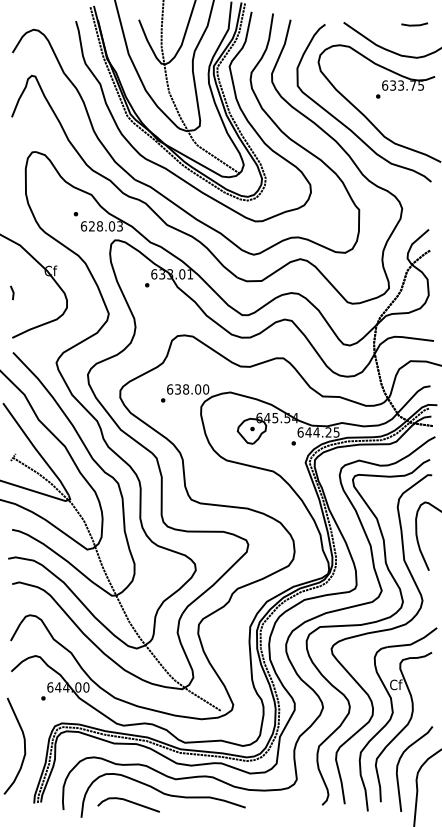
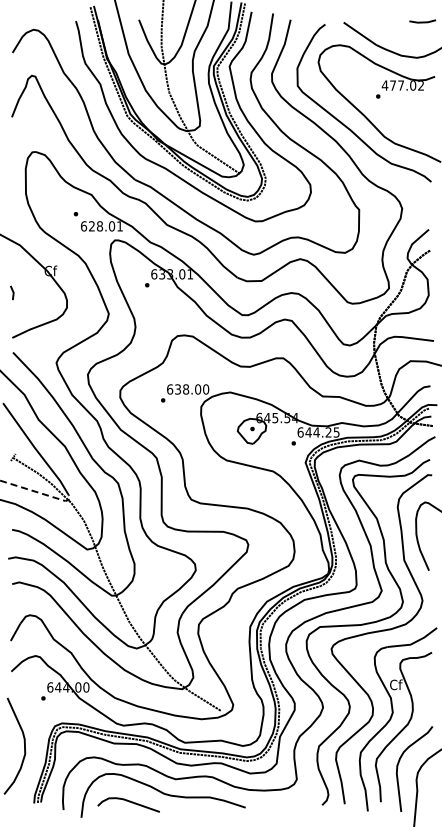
line position: (414, 24) -> (422, 21) (422, 21)
text: 633.75 -> 477.02 (402, 85)
text: 628.03 -> 628.01 (119, 226)
line: solid -> dashed (38, 492)
